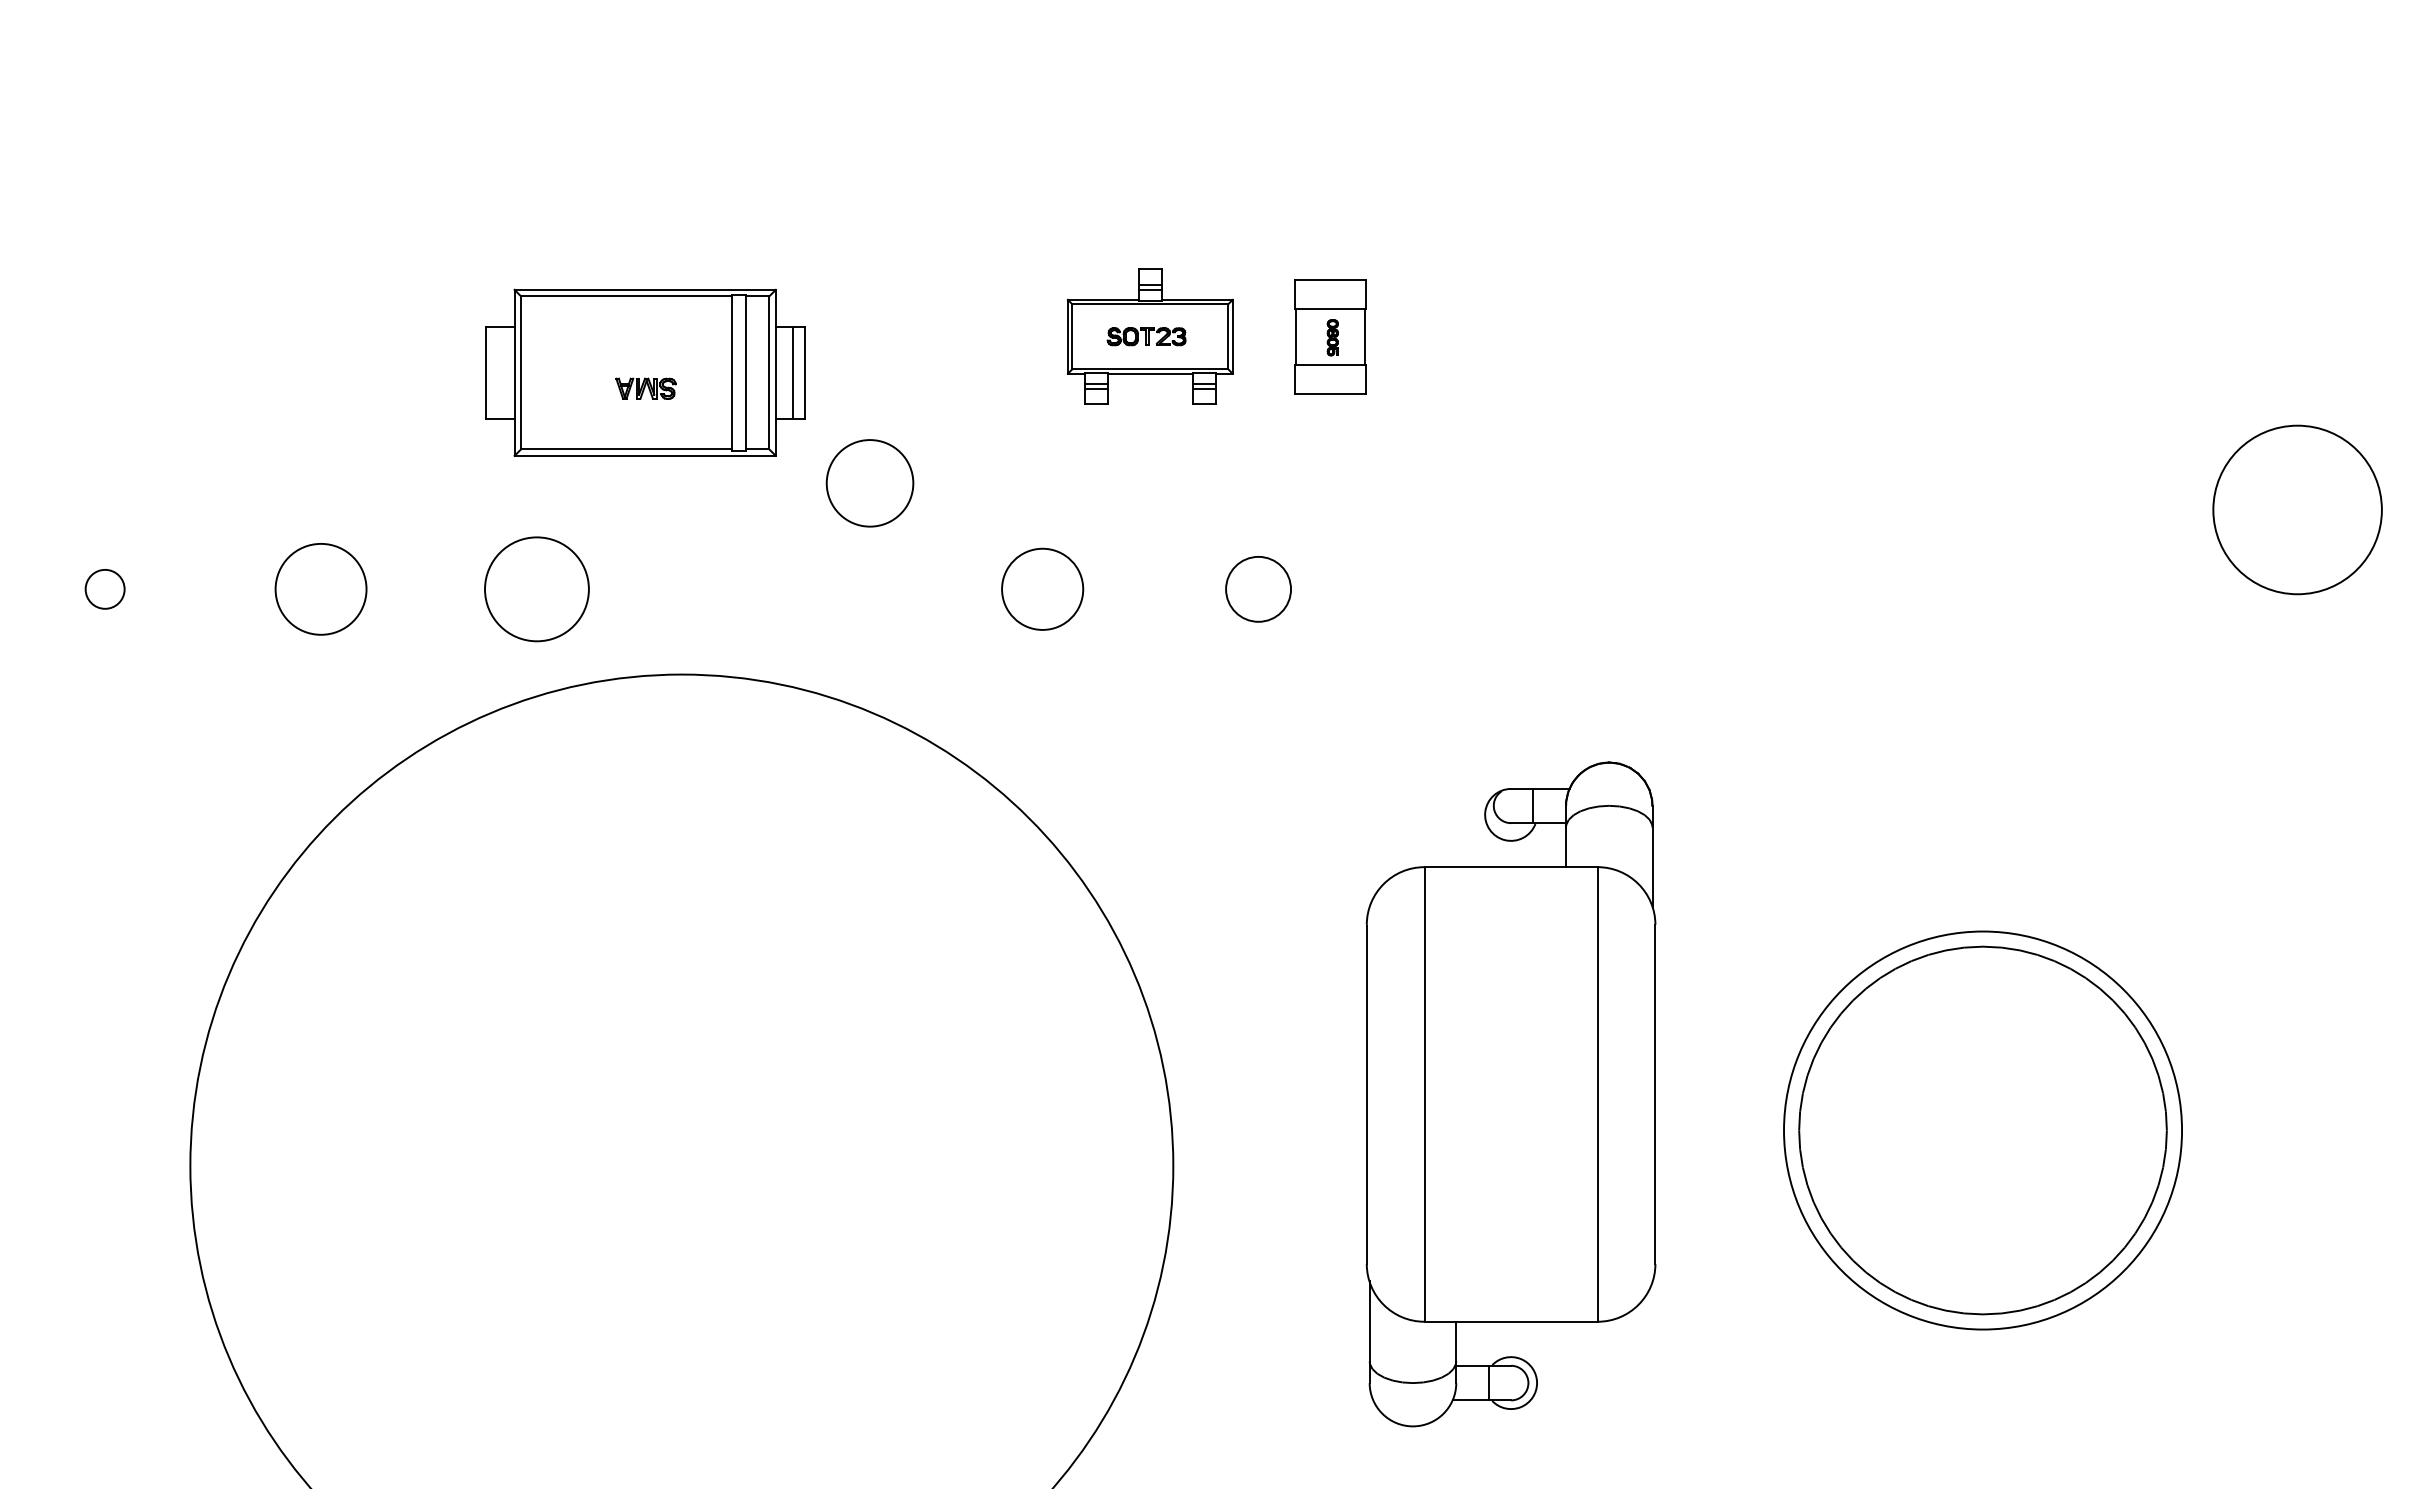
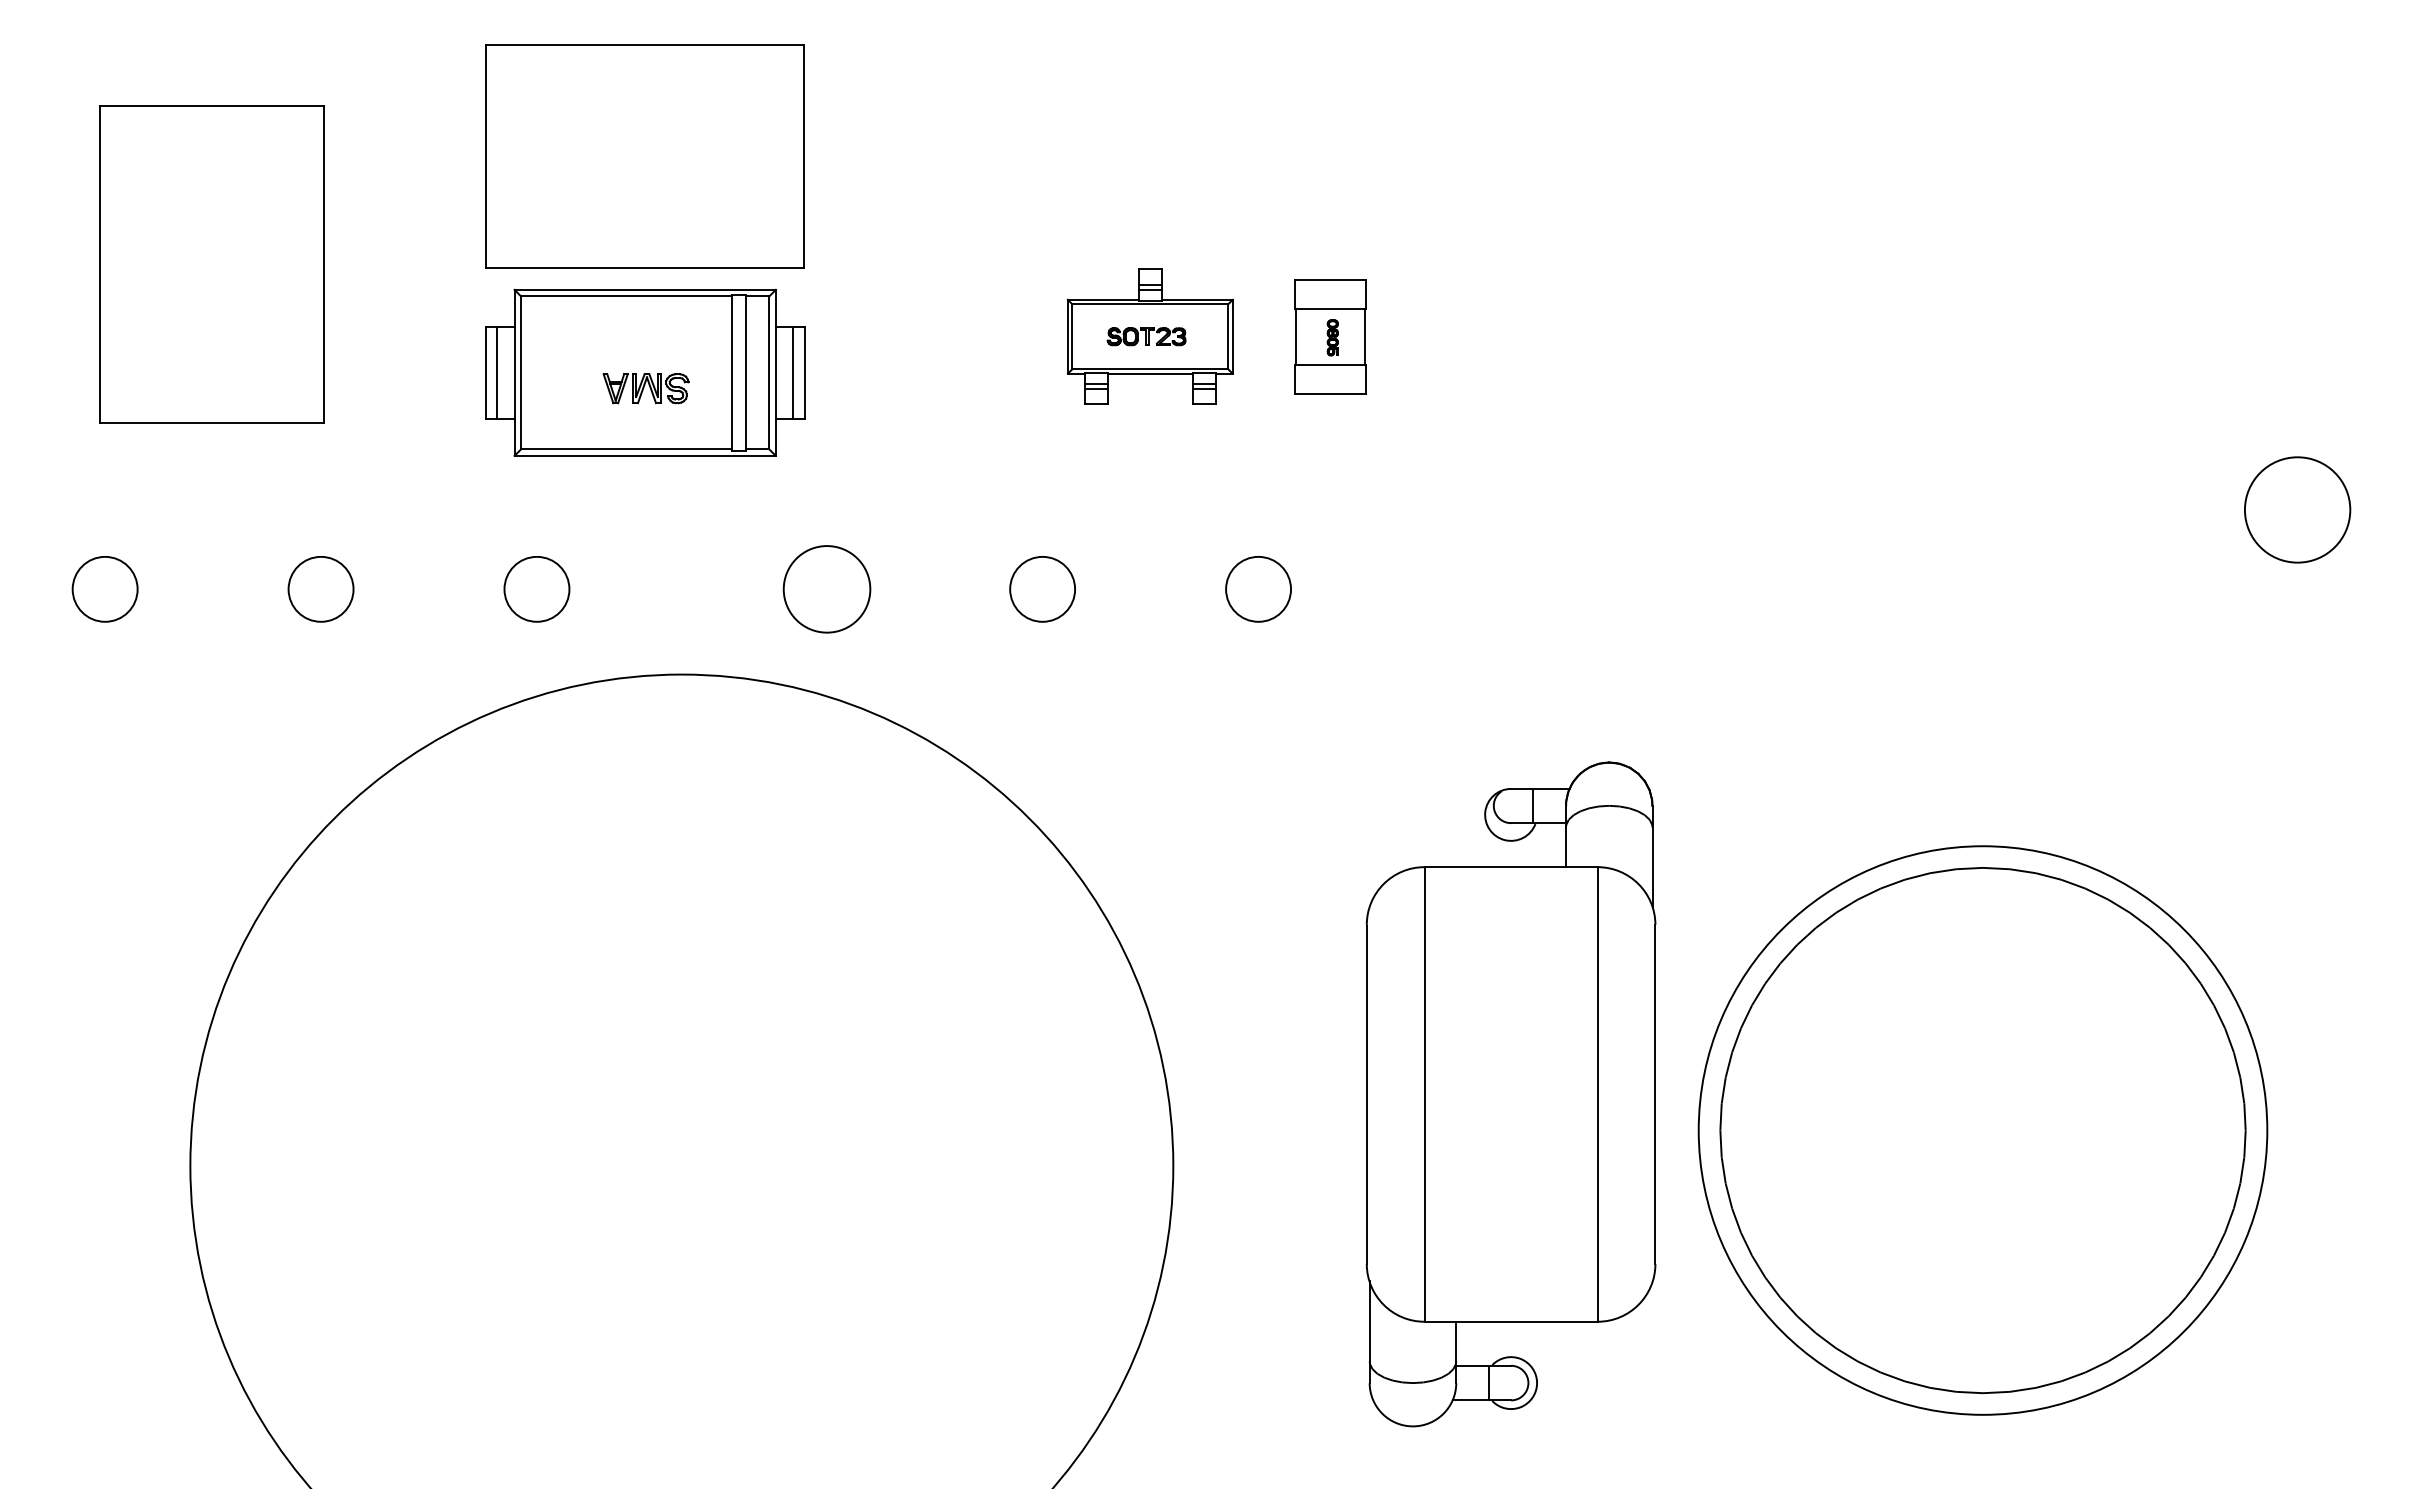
part: none -> present (644, 156)
part: none -> present (211, 264)
line: none -> present (497, 372)
part size: 62x23 px -> 88x32 px (645, 388)
circle position: (869, 483) -> (826, 589) (826, 589)
circle diameter: 169 px -> 105 px (2297, 509)
circle diameter: 39 px -> 65 px (104, 588)
circle diameter: 91 px -> 65 px (320, 588)
circle diameter: 81 px -> 65 px (1042, 588)
circle diameter: 104 px -> 65 px (536, 588)
circle diameter: 368 px -> 525 px (1982, 1130)
circle diameter: 398 px -> 569 px (1982, 1130)
